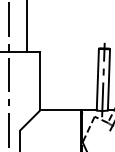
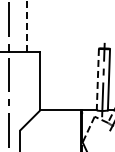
line: solid -> dashed (26, 25)
line: solid -> dashed (97, 79)
